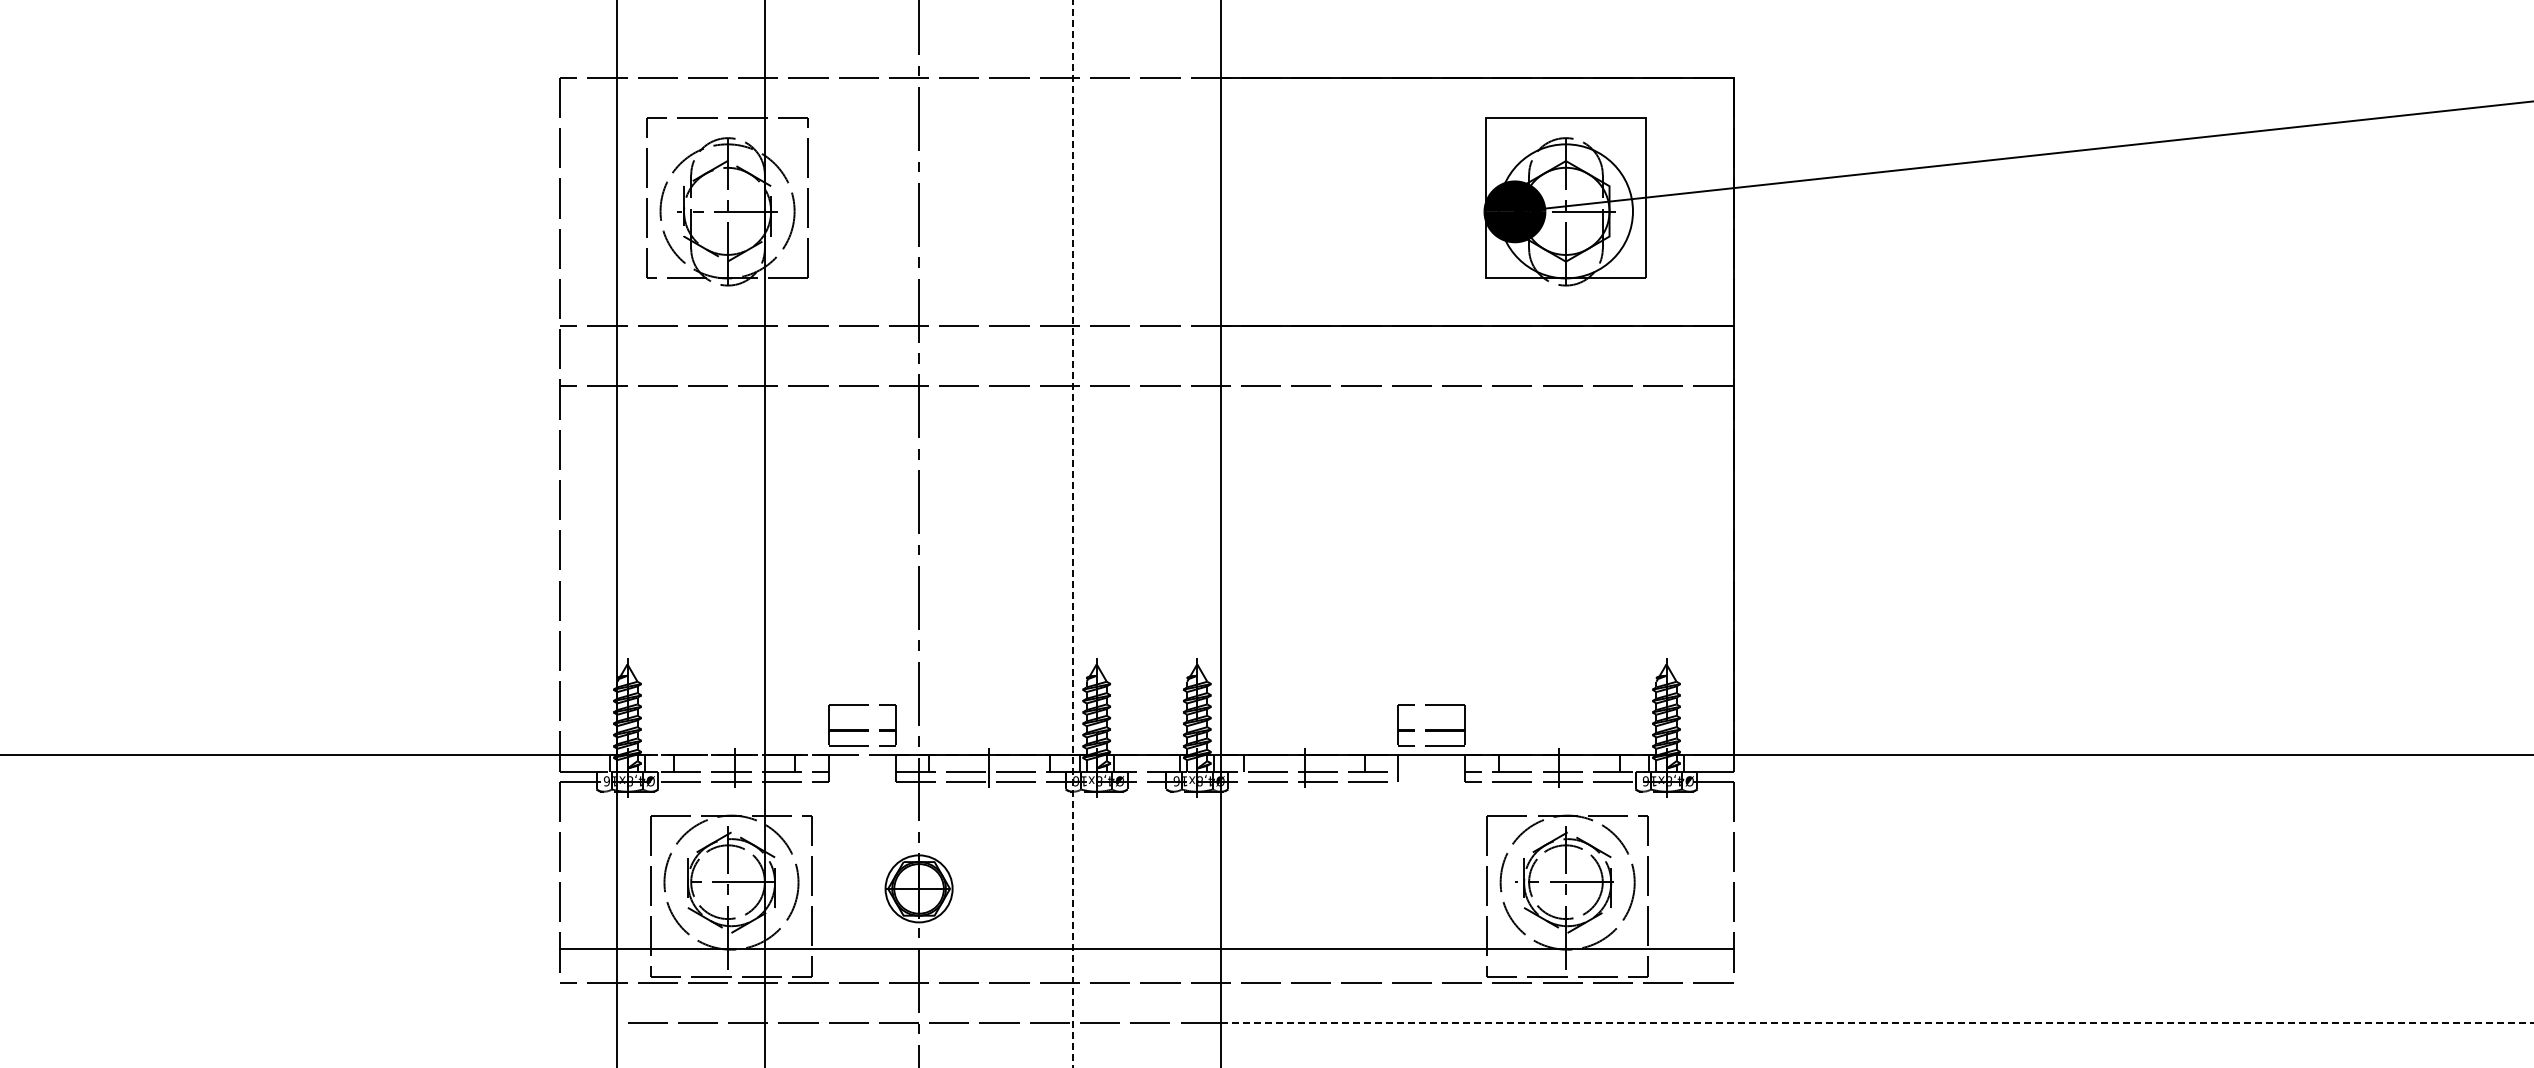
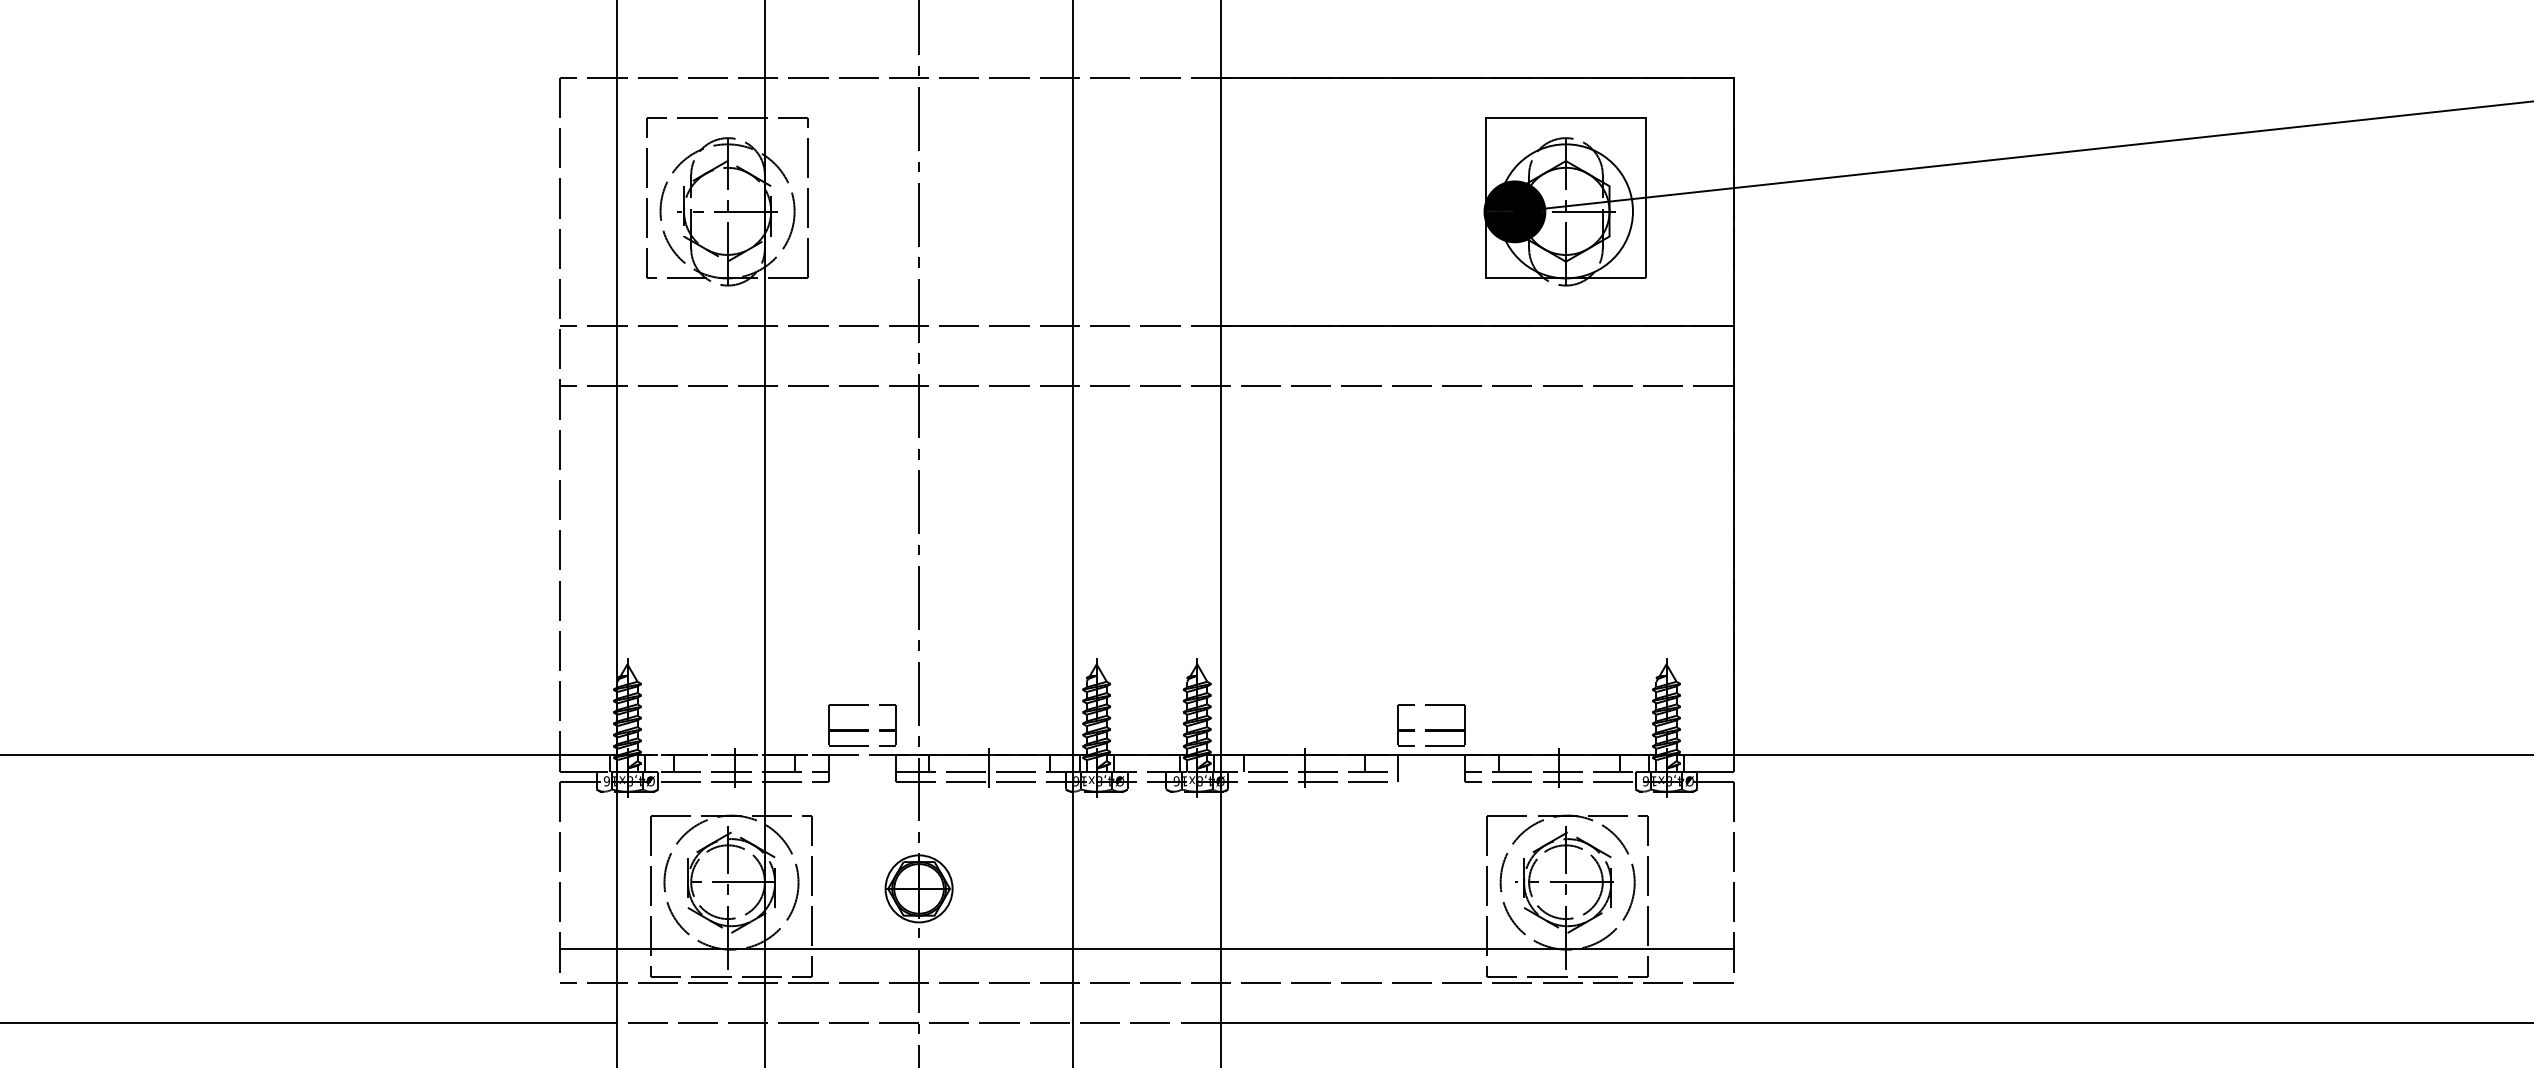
line: dashed -> solid (1073, 534)
line: none -> present (309, 1022)
line: dashed -> solid (1876, 1022)
